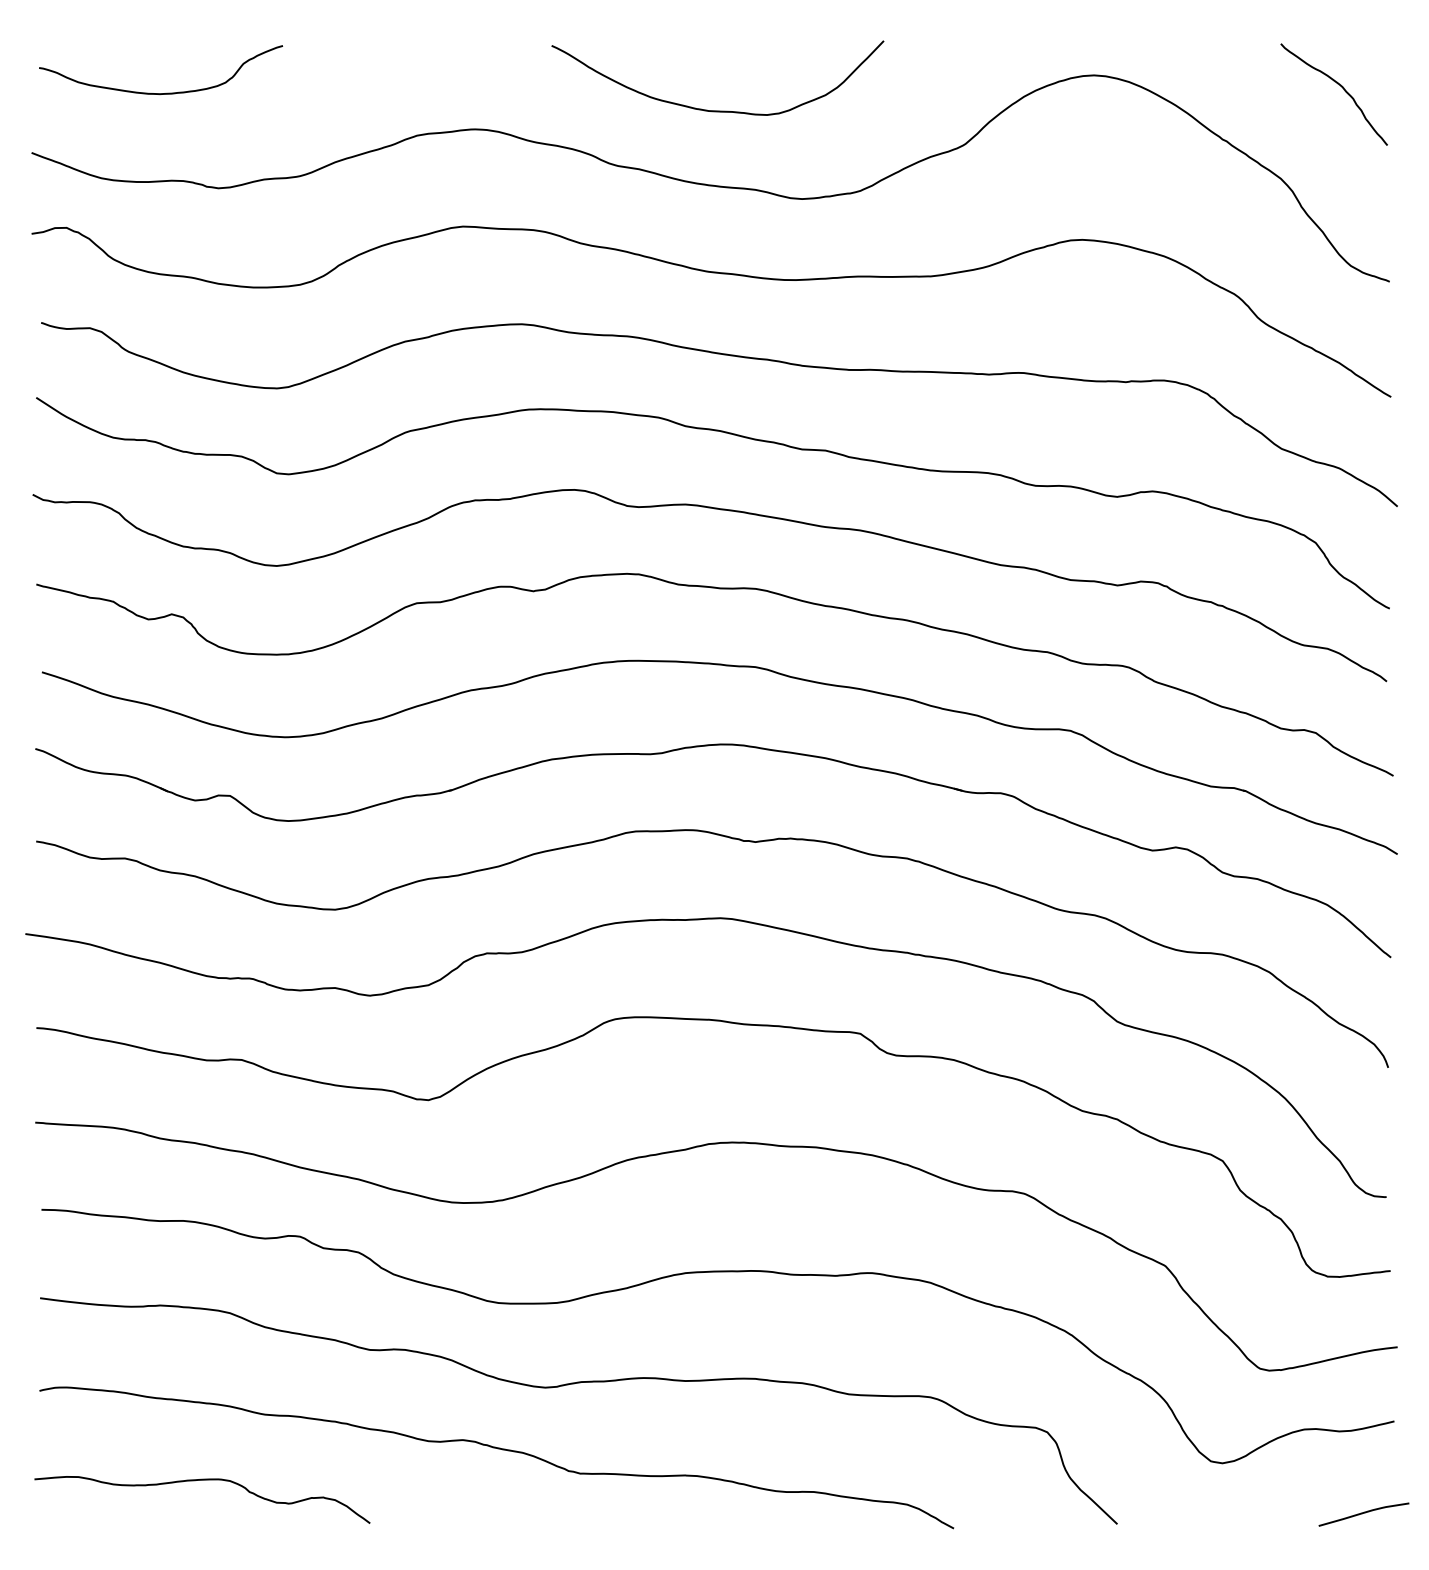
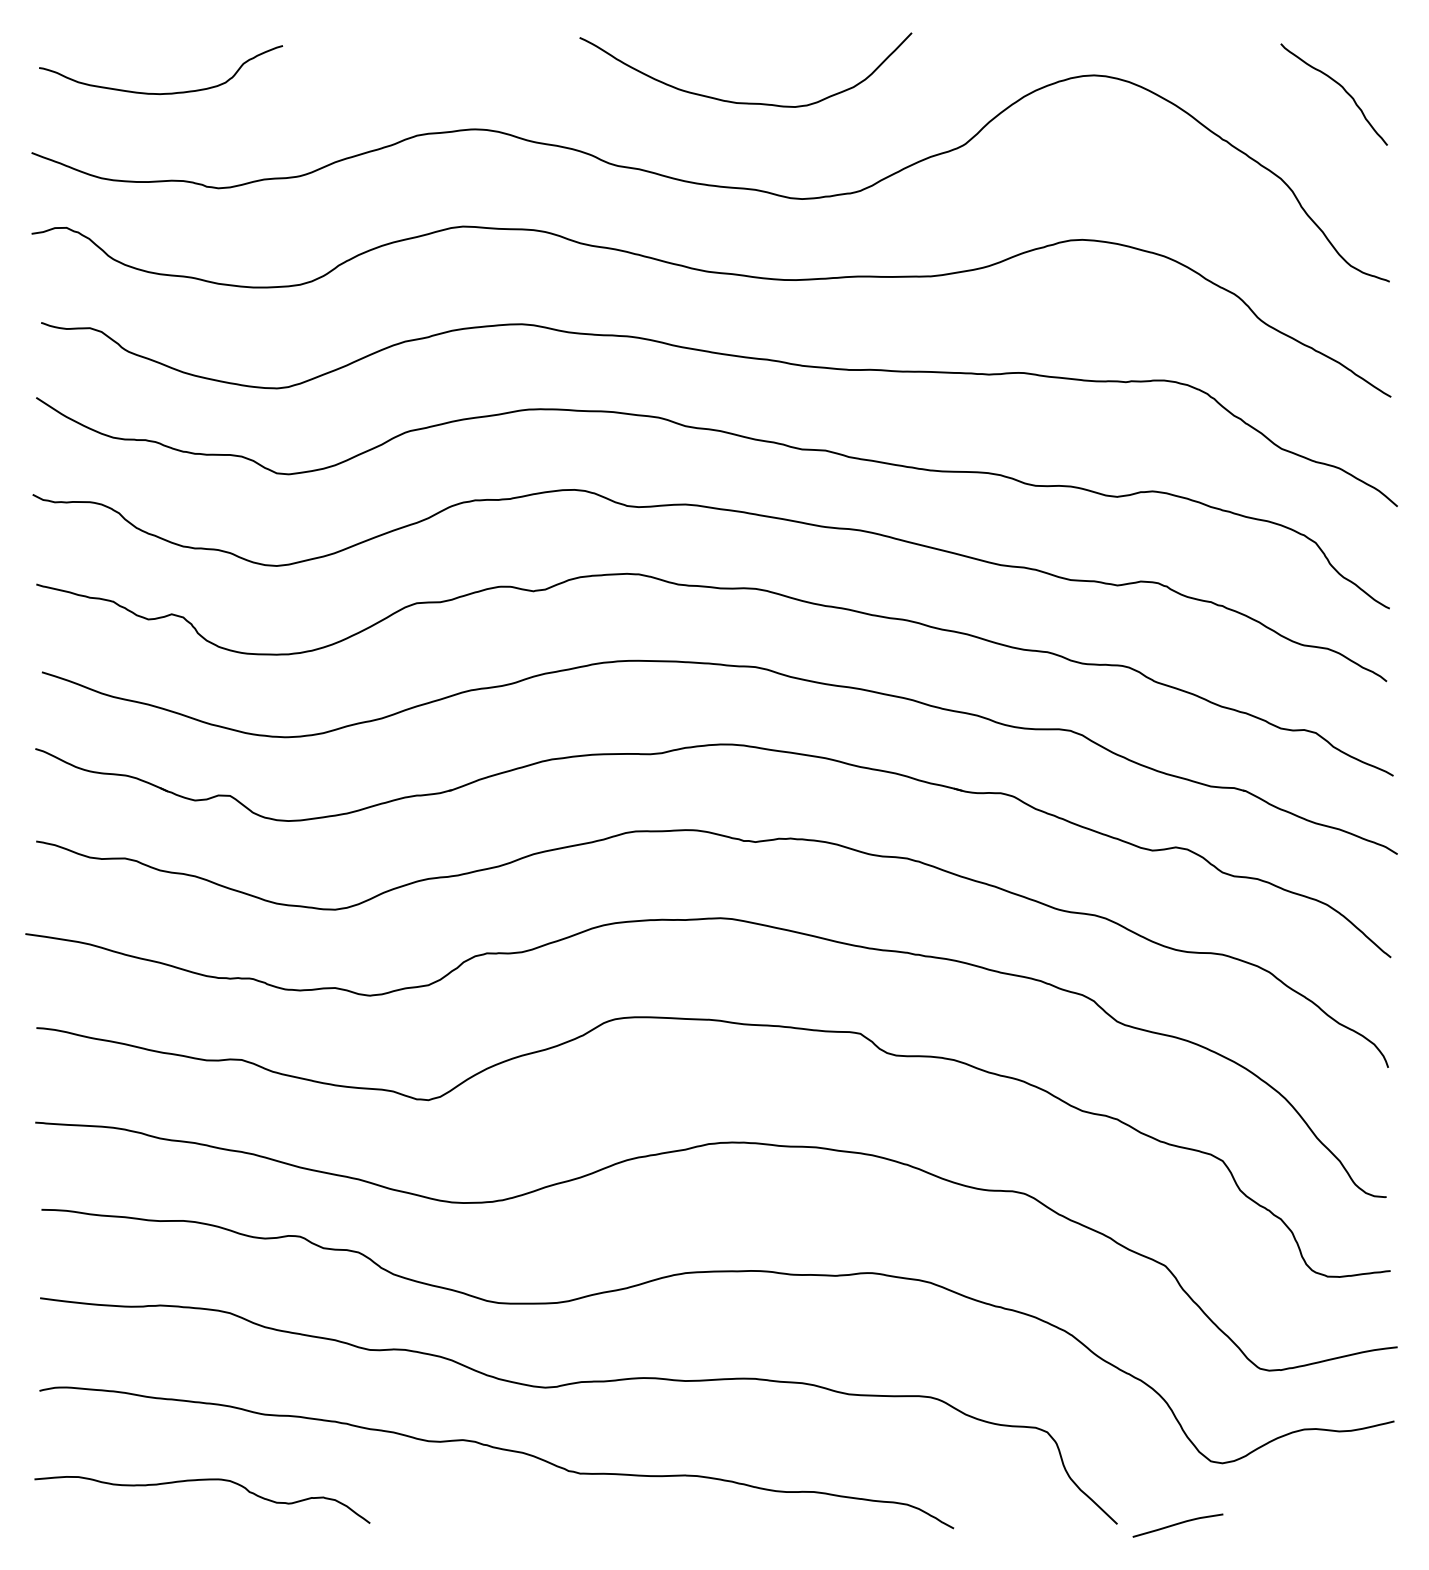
curve position: (717, 110) -> (745, 102) (745, 102)
curve position: (1363, 1513) -> (1177, 1524) (1177, 1524)
